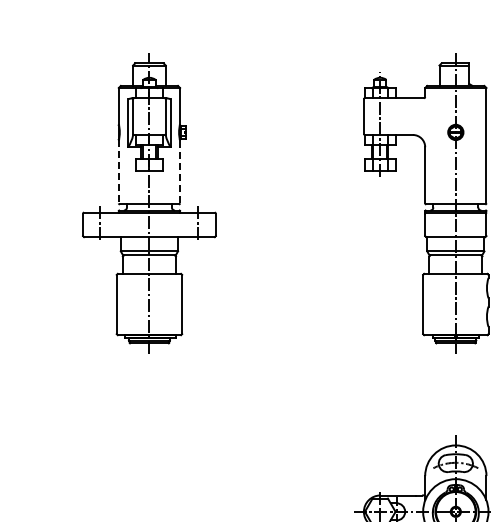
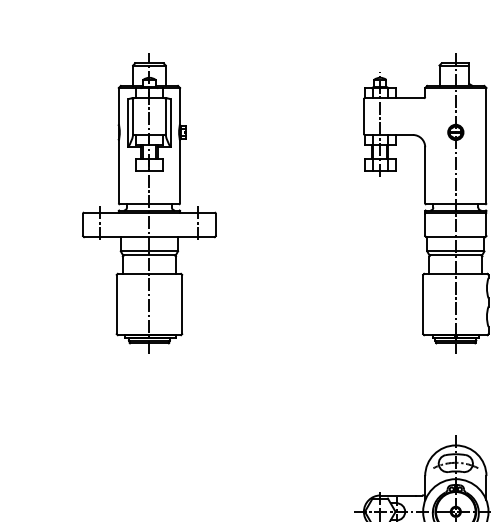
line: dashed -> solid (118, 171)
line: dashed -> solid (180, 171)
